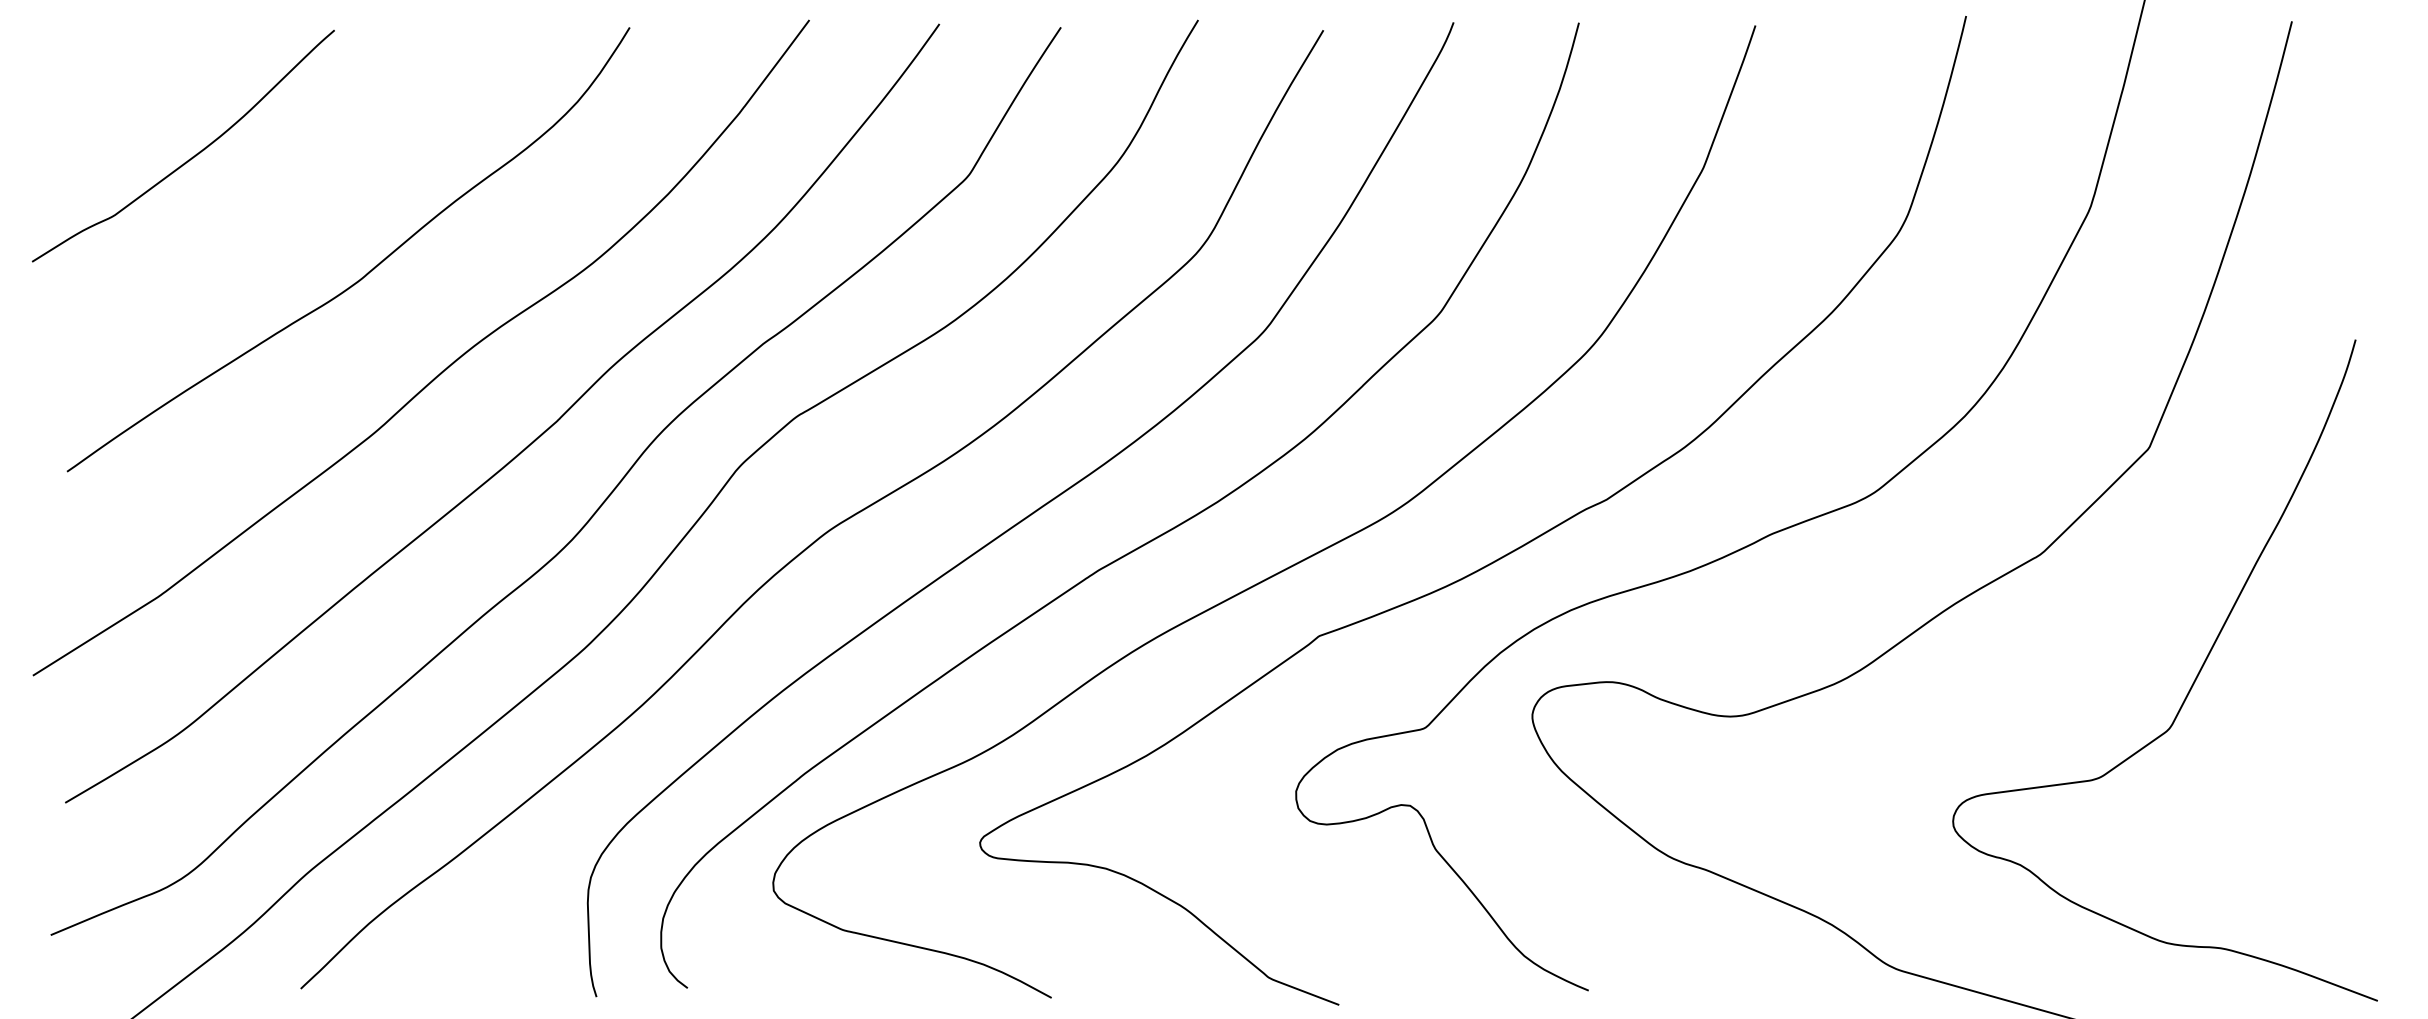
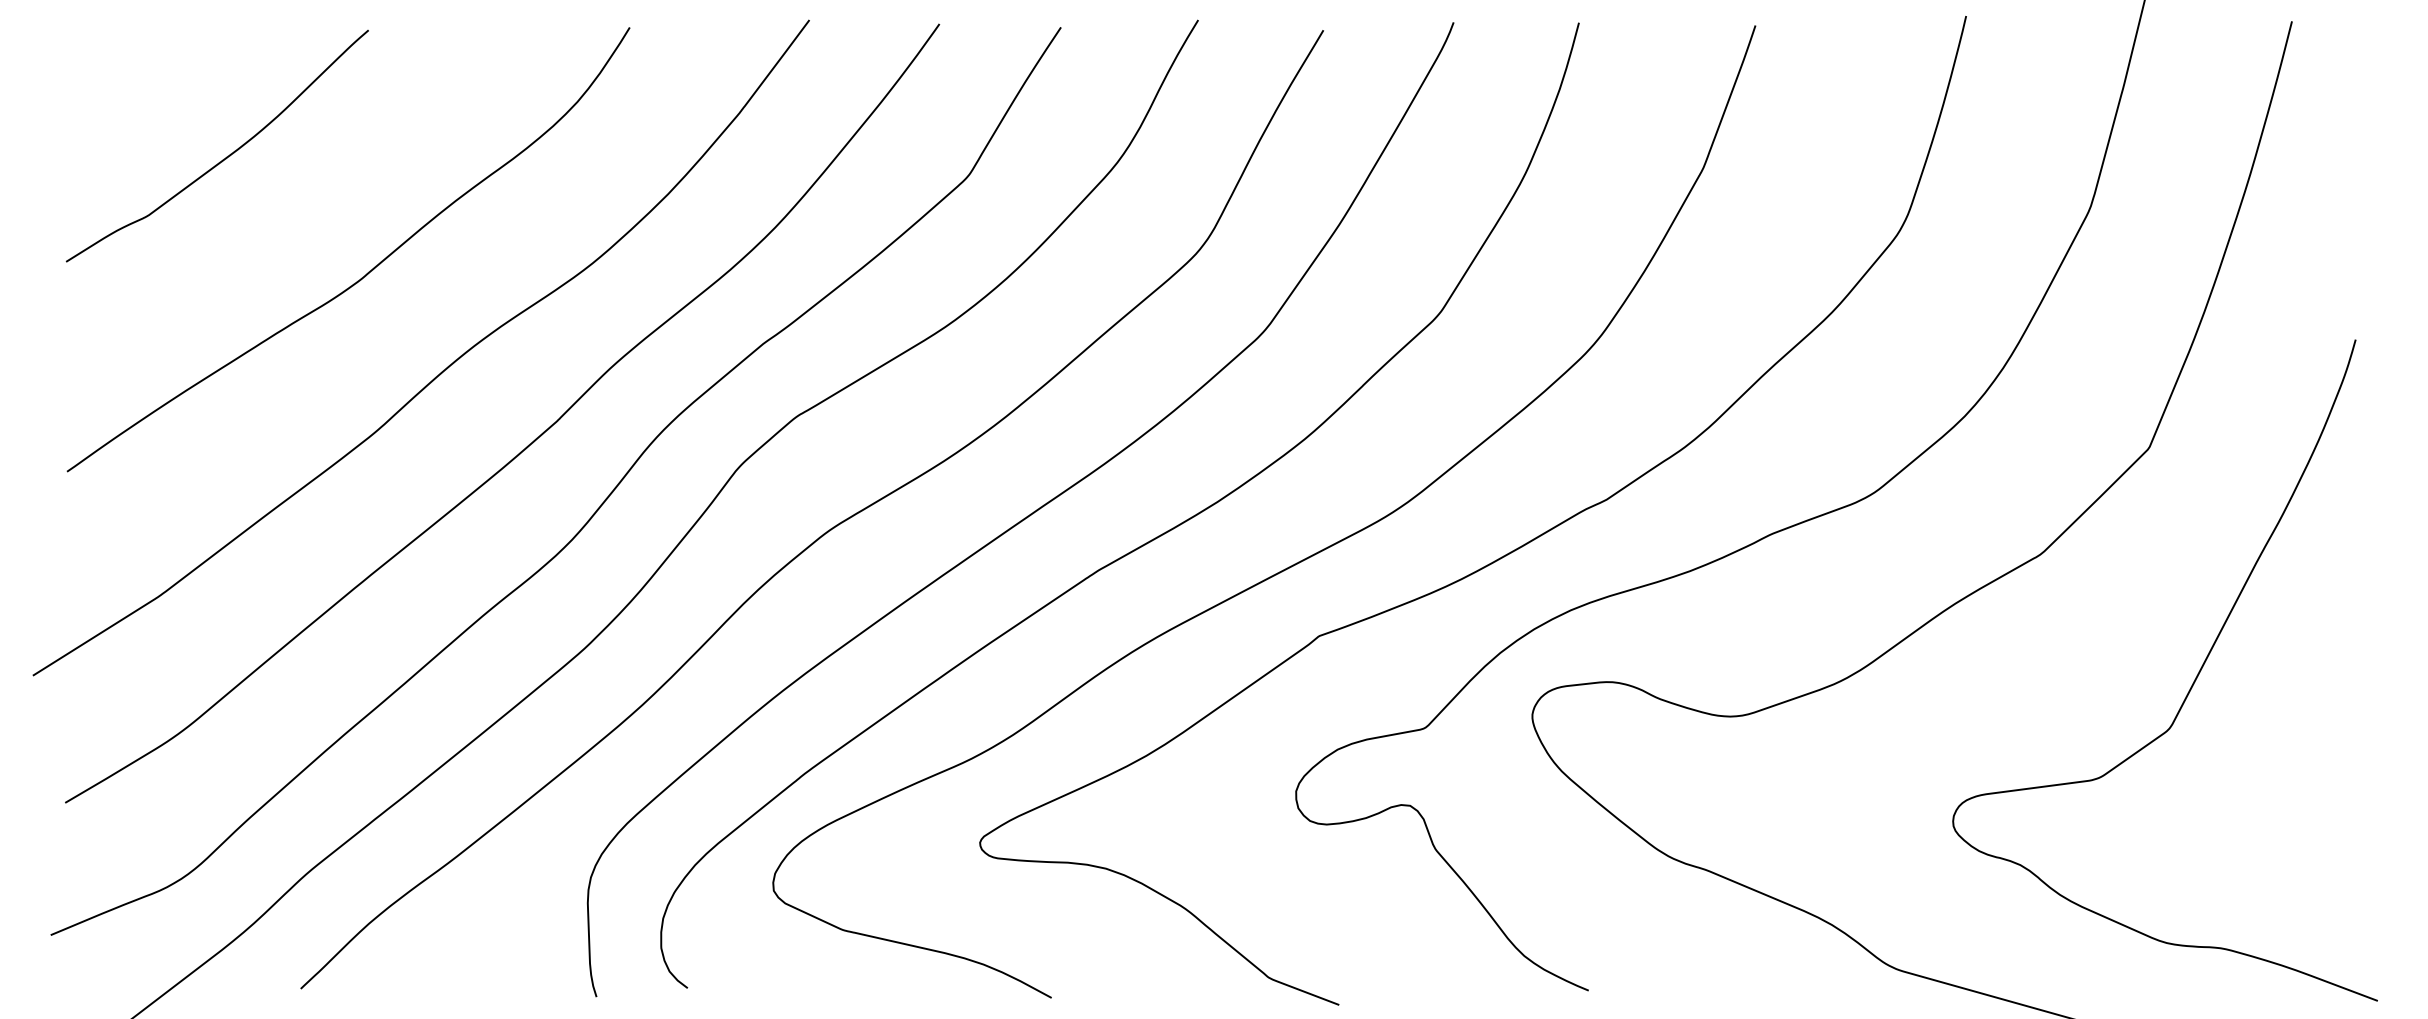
curve position: (192, 156) -> (226, 156) (226, 156)
